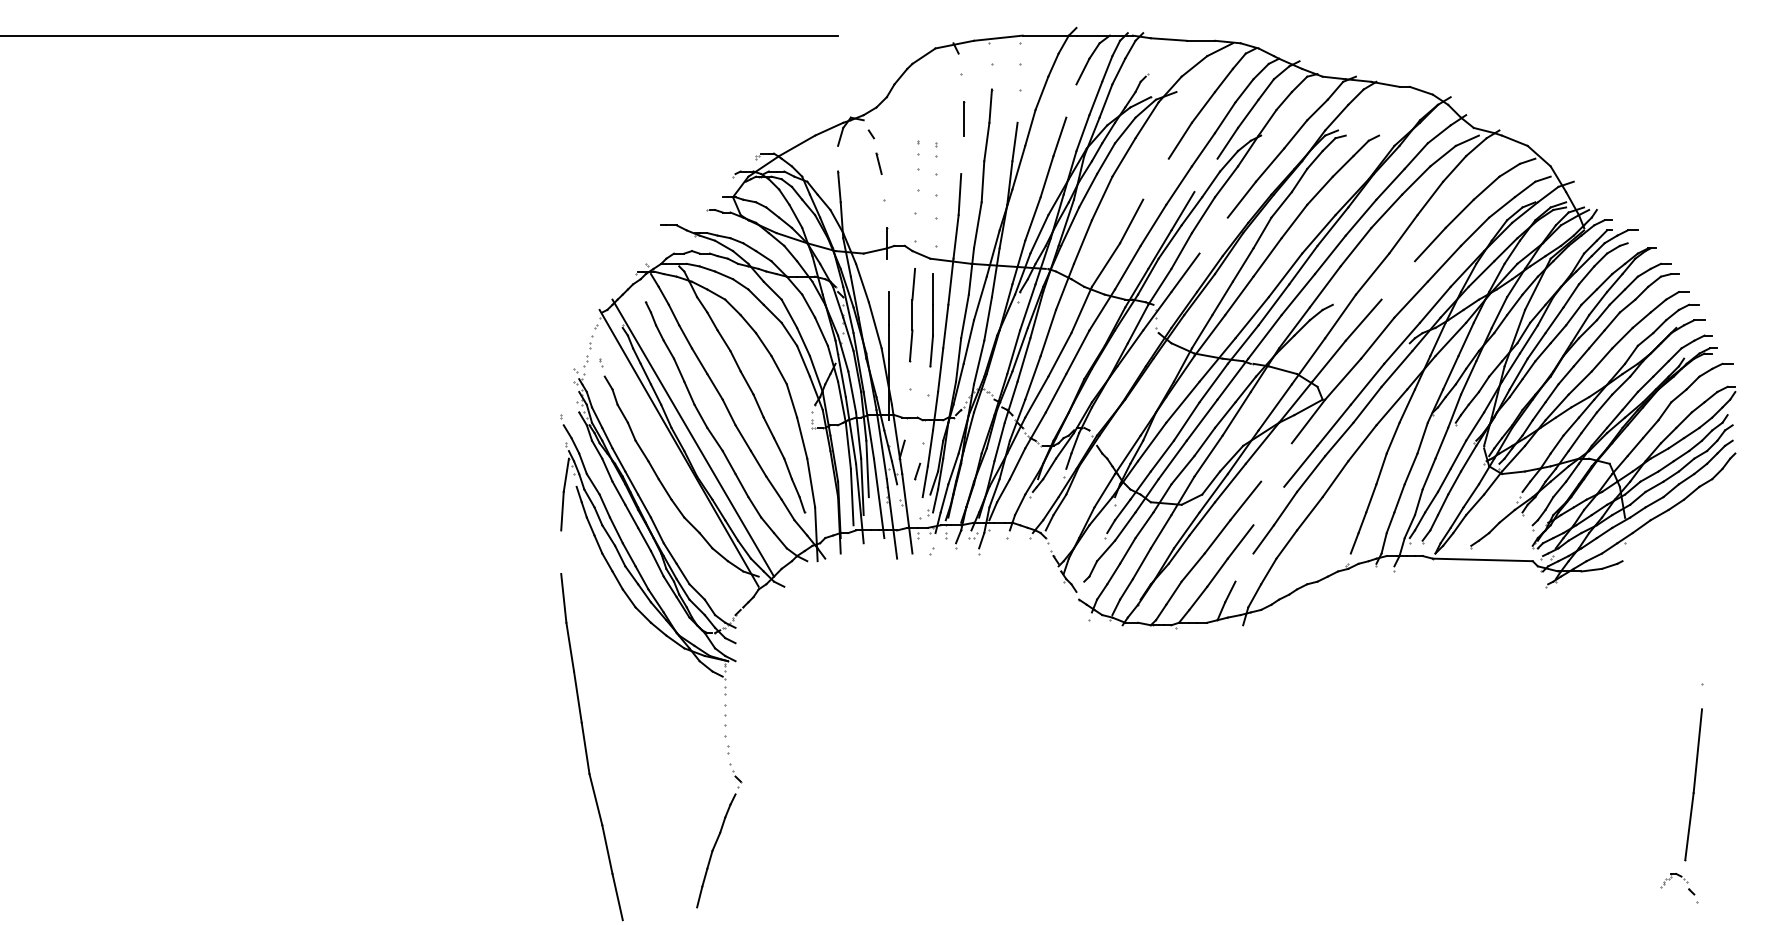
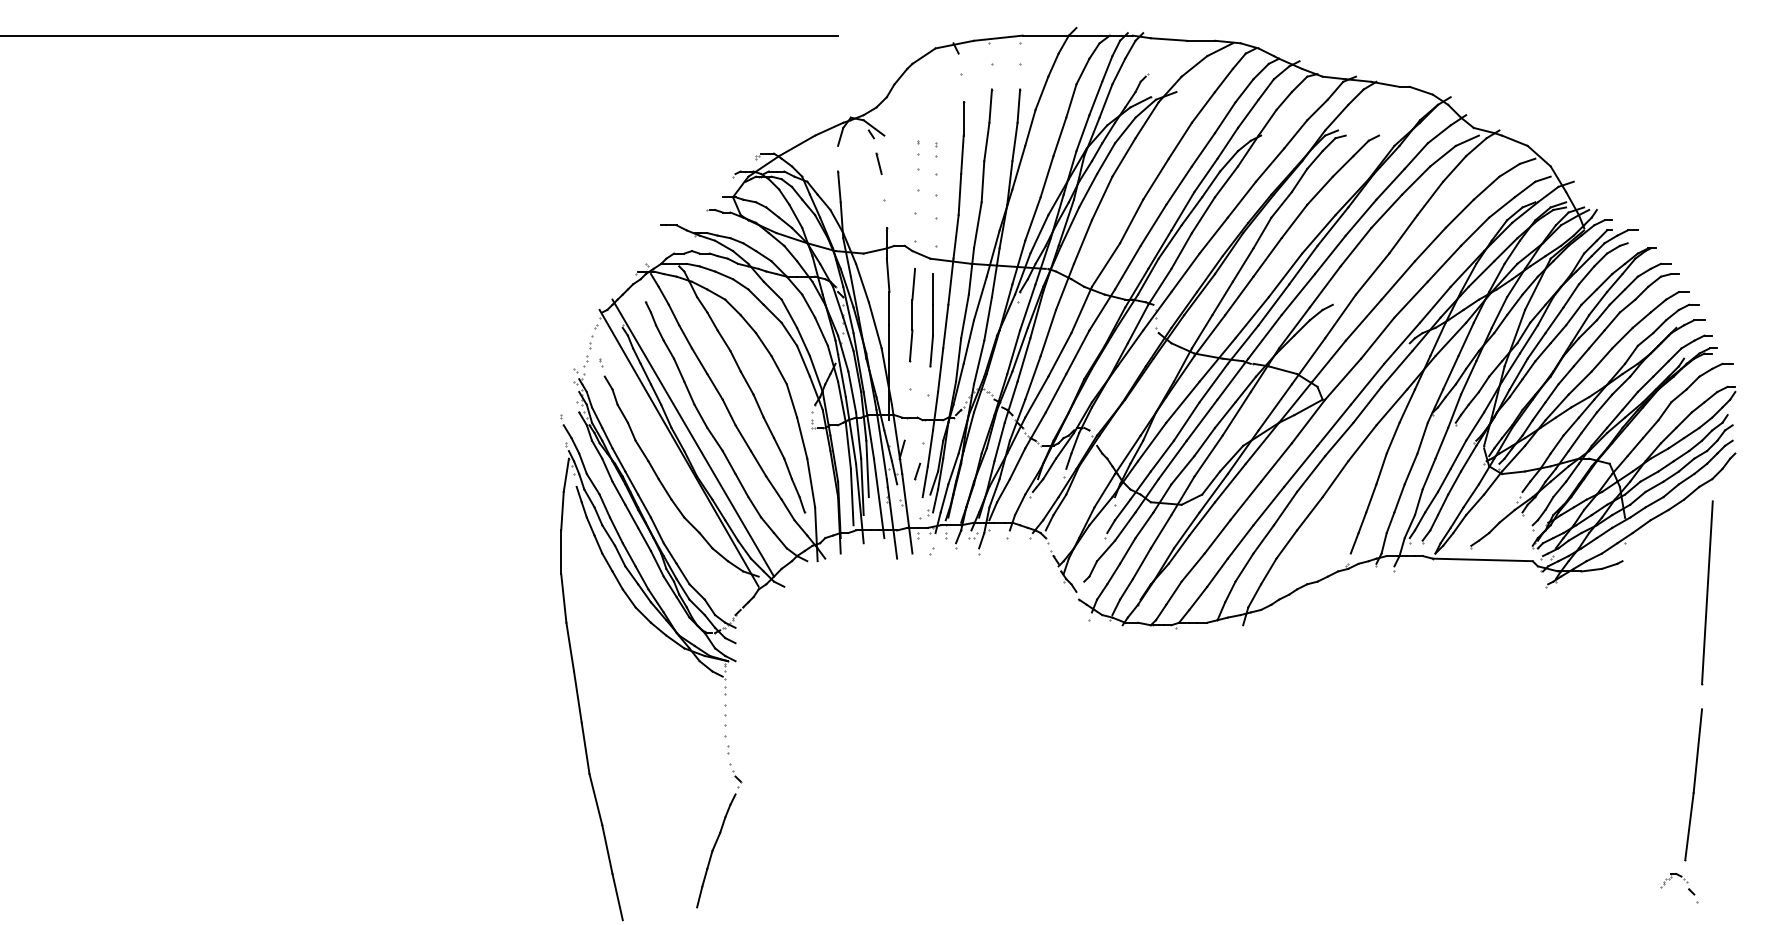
line: none -> present (1071, 100)
line: none -> present (1018, 105)
line: none -> present (873, 127)
line: none -> present (962, 154)
line: none -> present (1205, 175)
line: none -> present (1155, 178)
line: none -> present (1213, 235)
line: none -> present (887, 275)
line: none -> present (1397, 280)
line: none -> present (1276, 462)
line: none -> present (1268, 505)
line: none -> present (561, 551)
line: none -> present (1244, 567)
line: none -> present (1707, 592)
